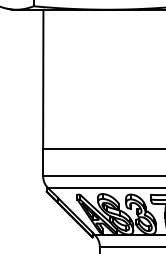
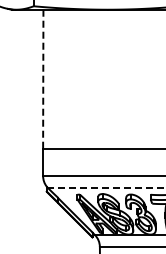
line: solid -> dashed (43, 79)
line: solid -> dashed (106, 188)
